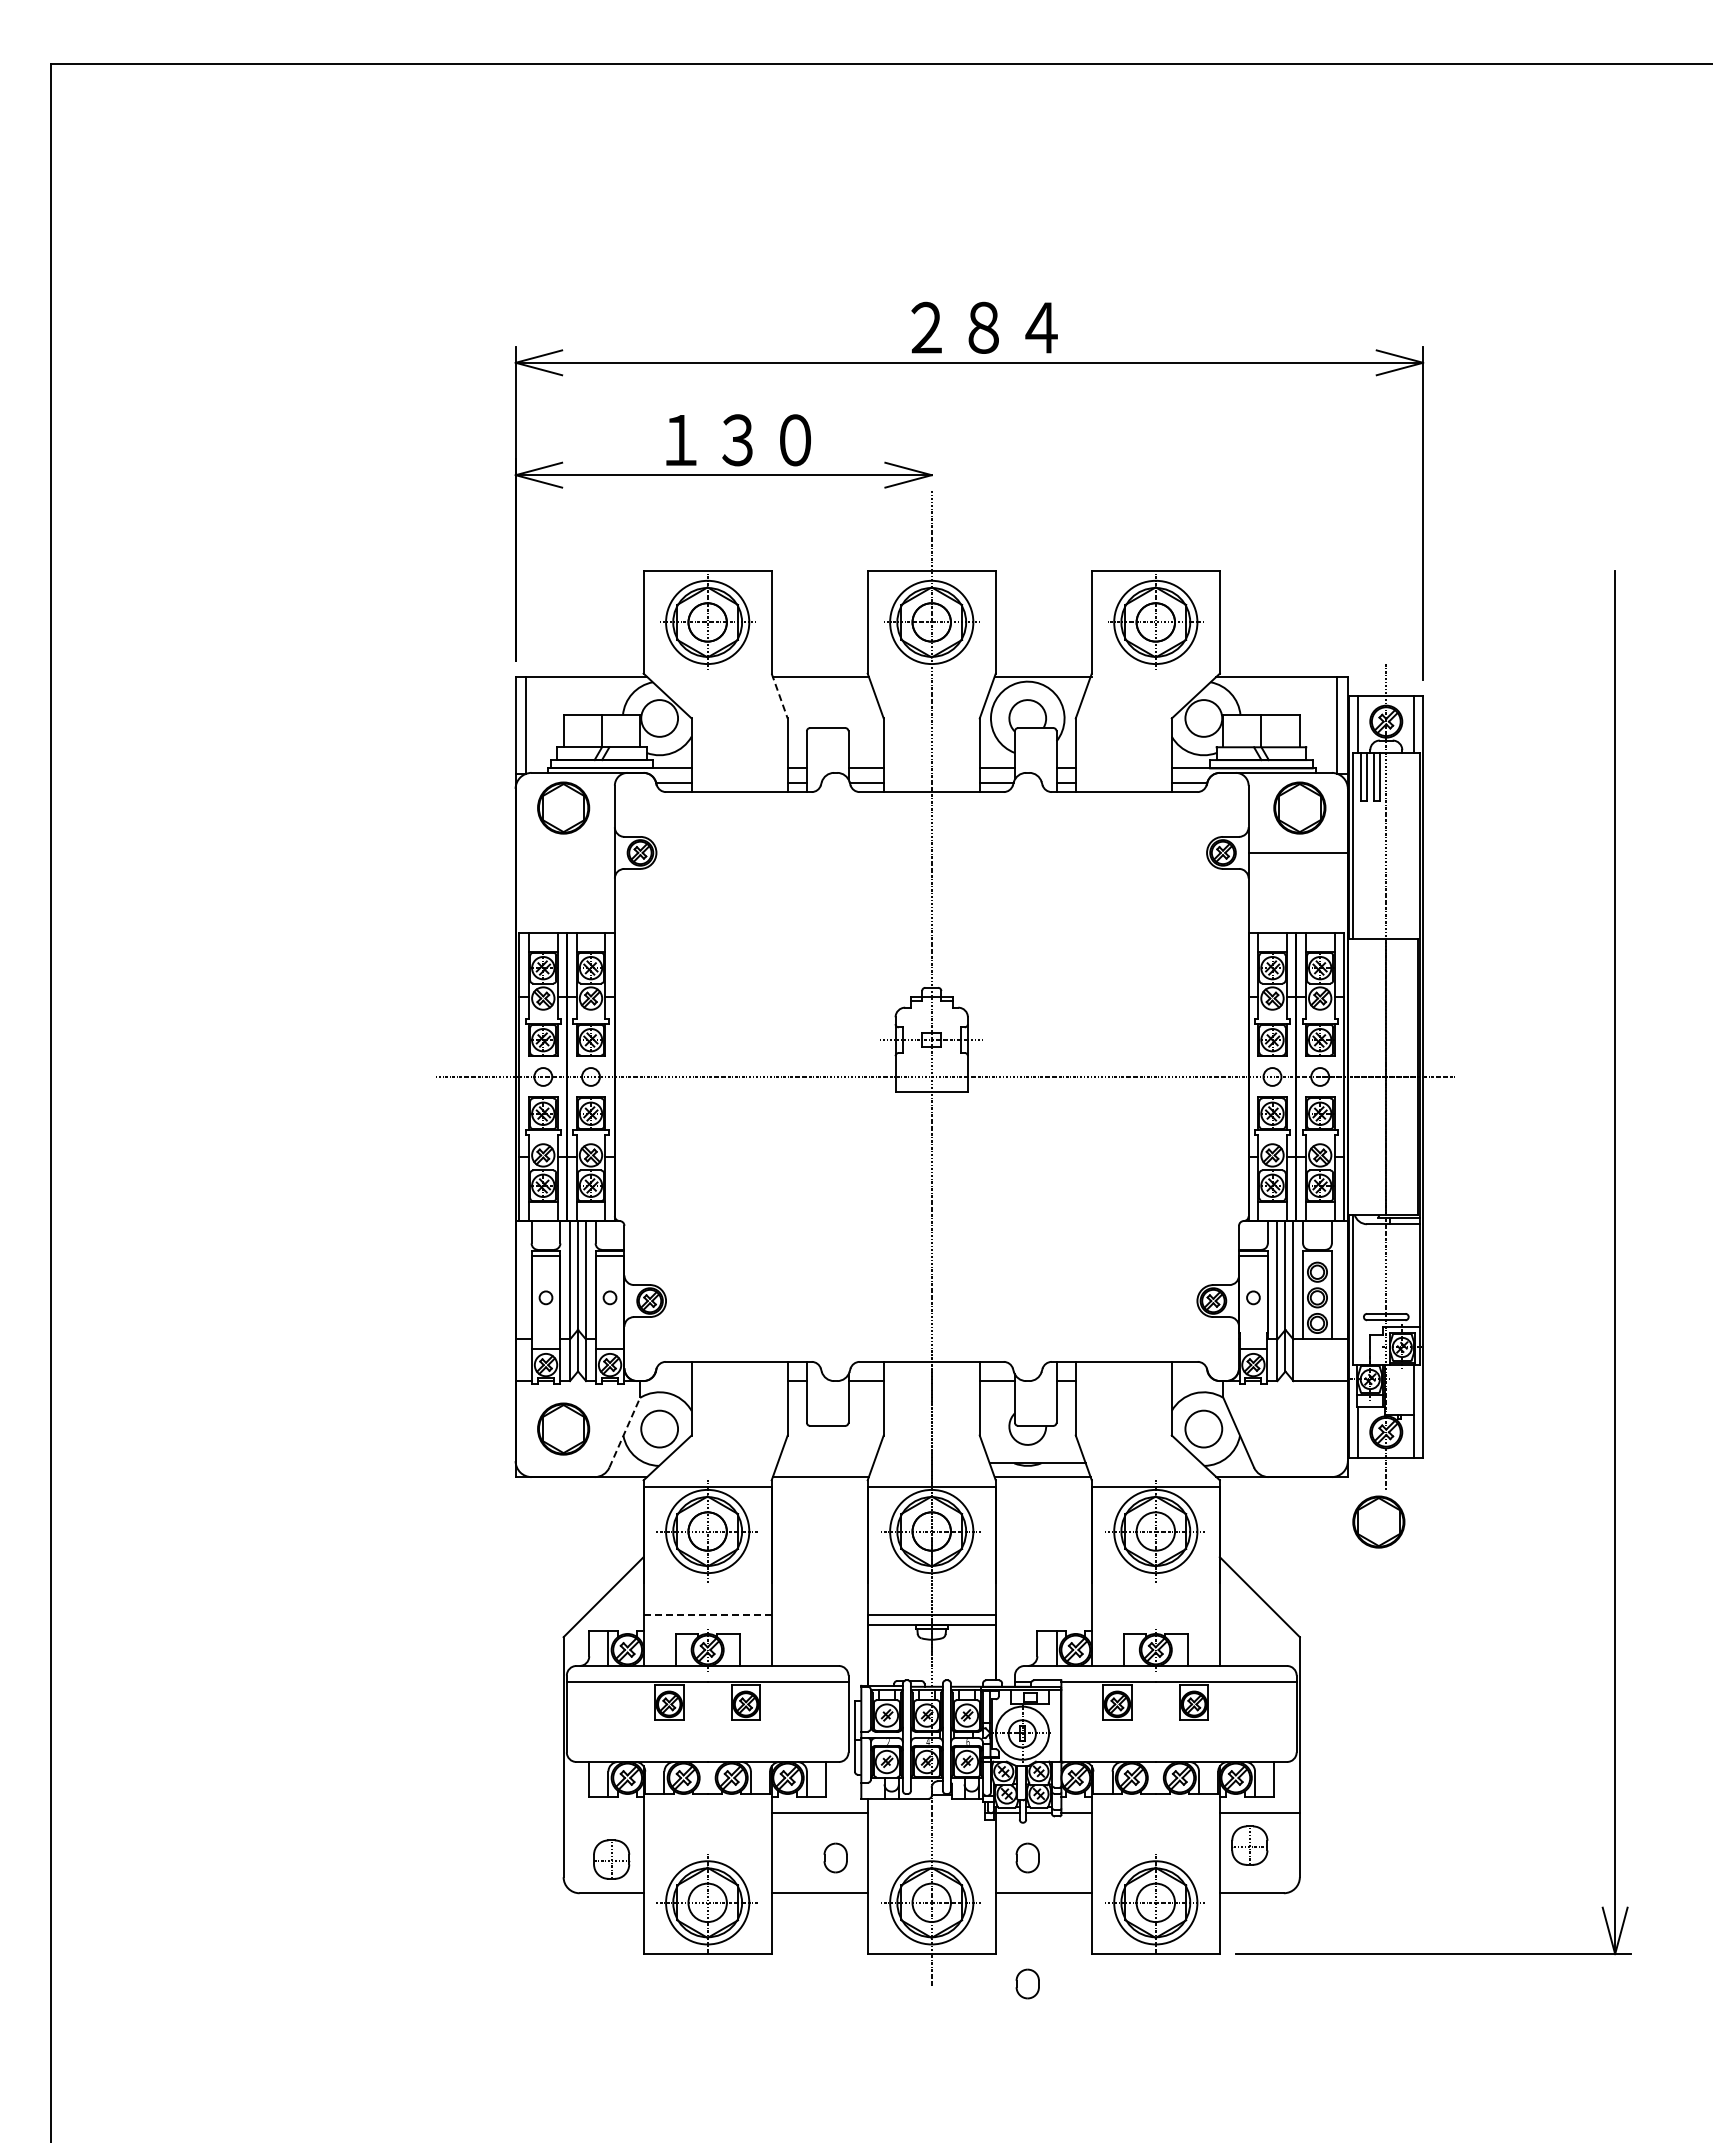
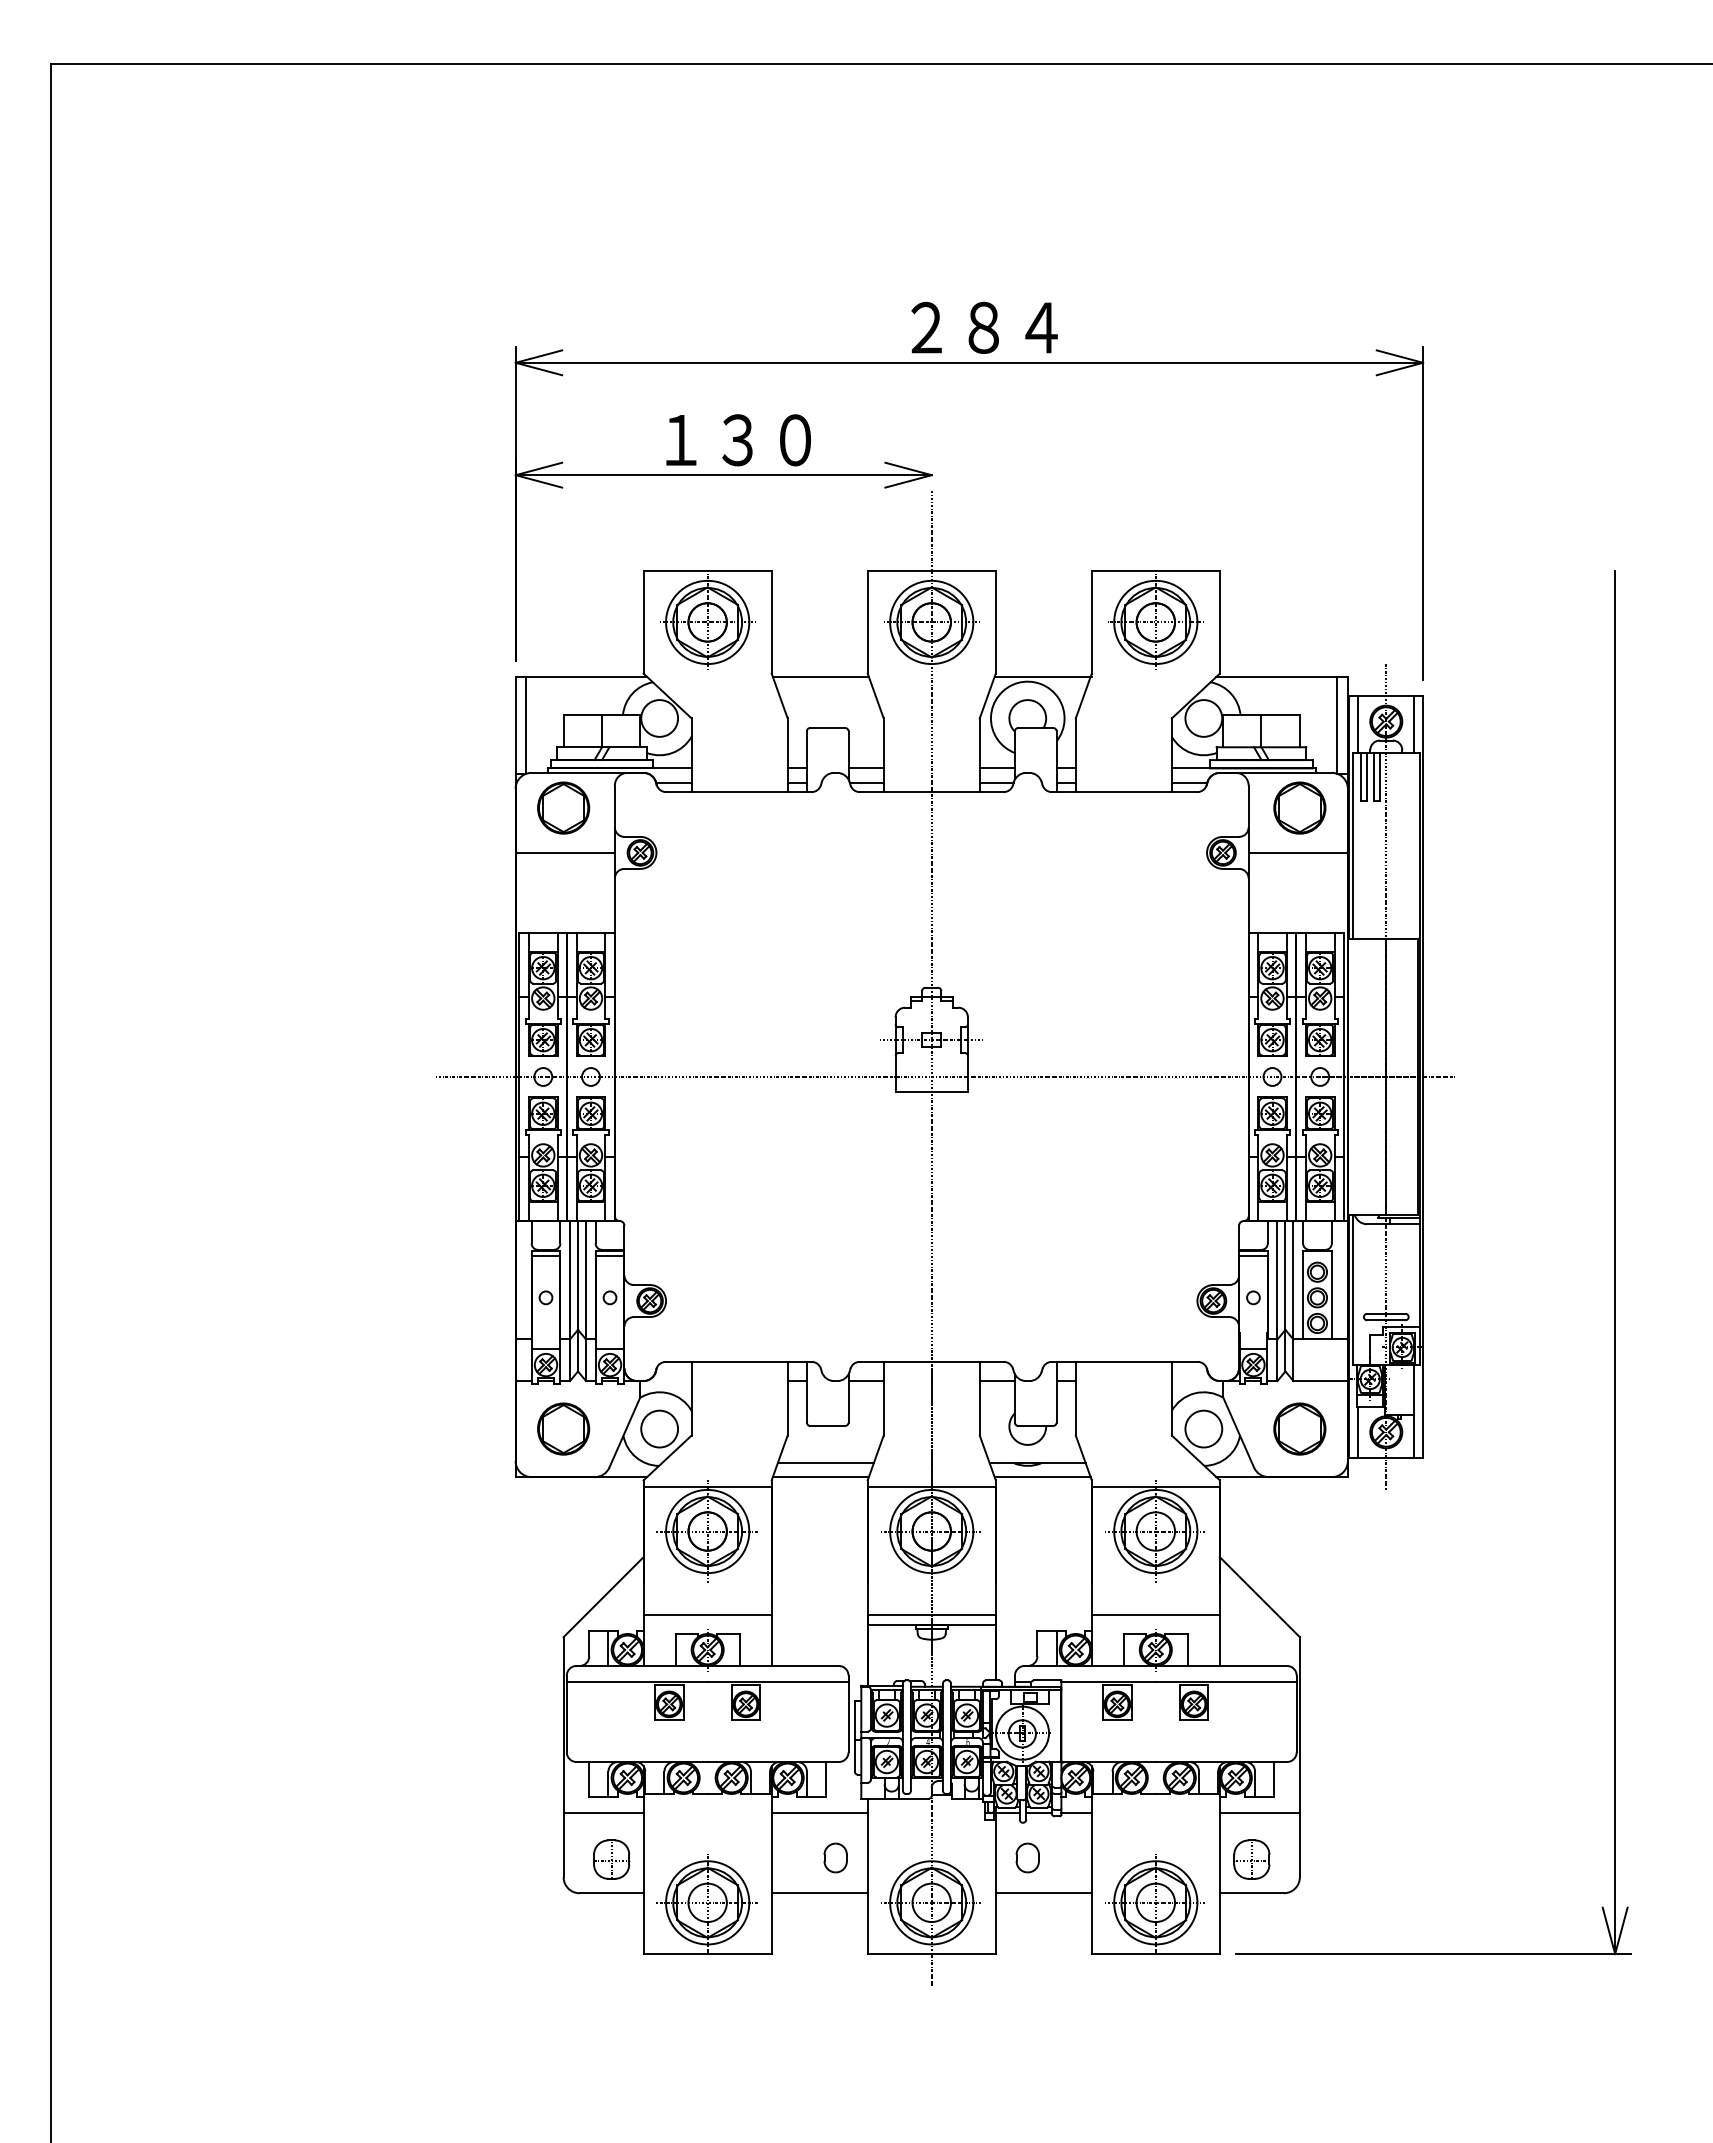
line: dashed -> solid (779, 696)
line: none -> present (564, 852)
line: dashed -> solid (625, 1431)
line: none -> present (825, 1463)
part position: (1378, 1521) -> (1299, 1428) (1299, 1428)
line: dashed -> solid (707, 1614)
line: none -> present (1155, 1614)
line: none -> present (603, 1813)
part position: (1249, 1845) -> (1251, 1859) (1251, 1859)
part: present -> none (1027, 1983)
